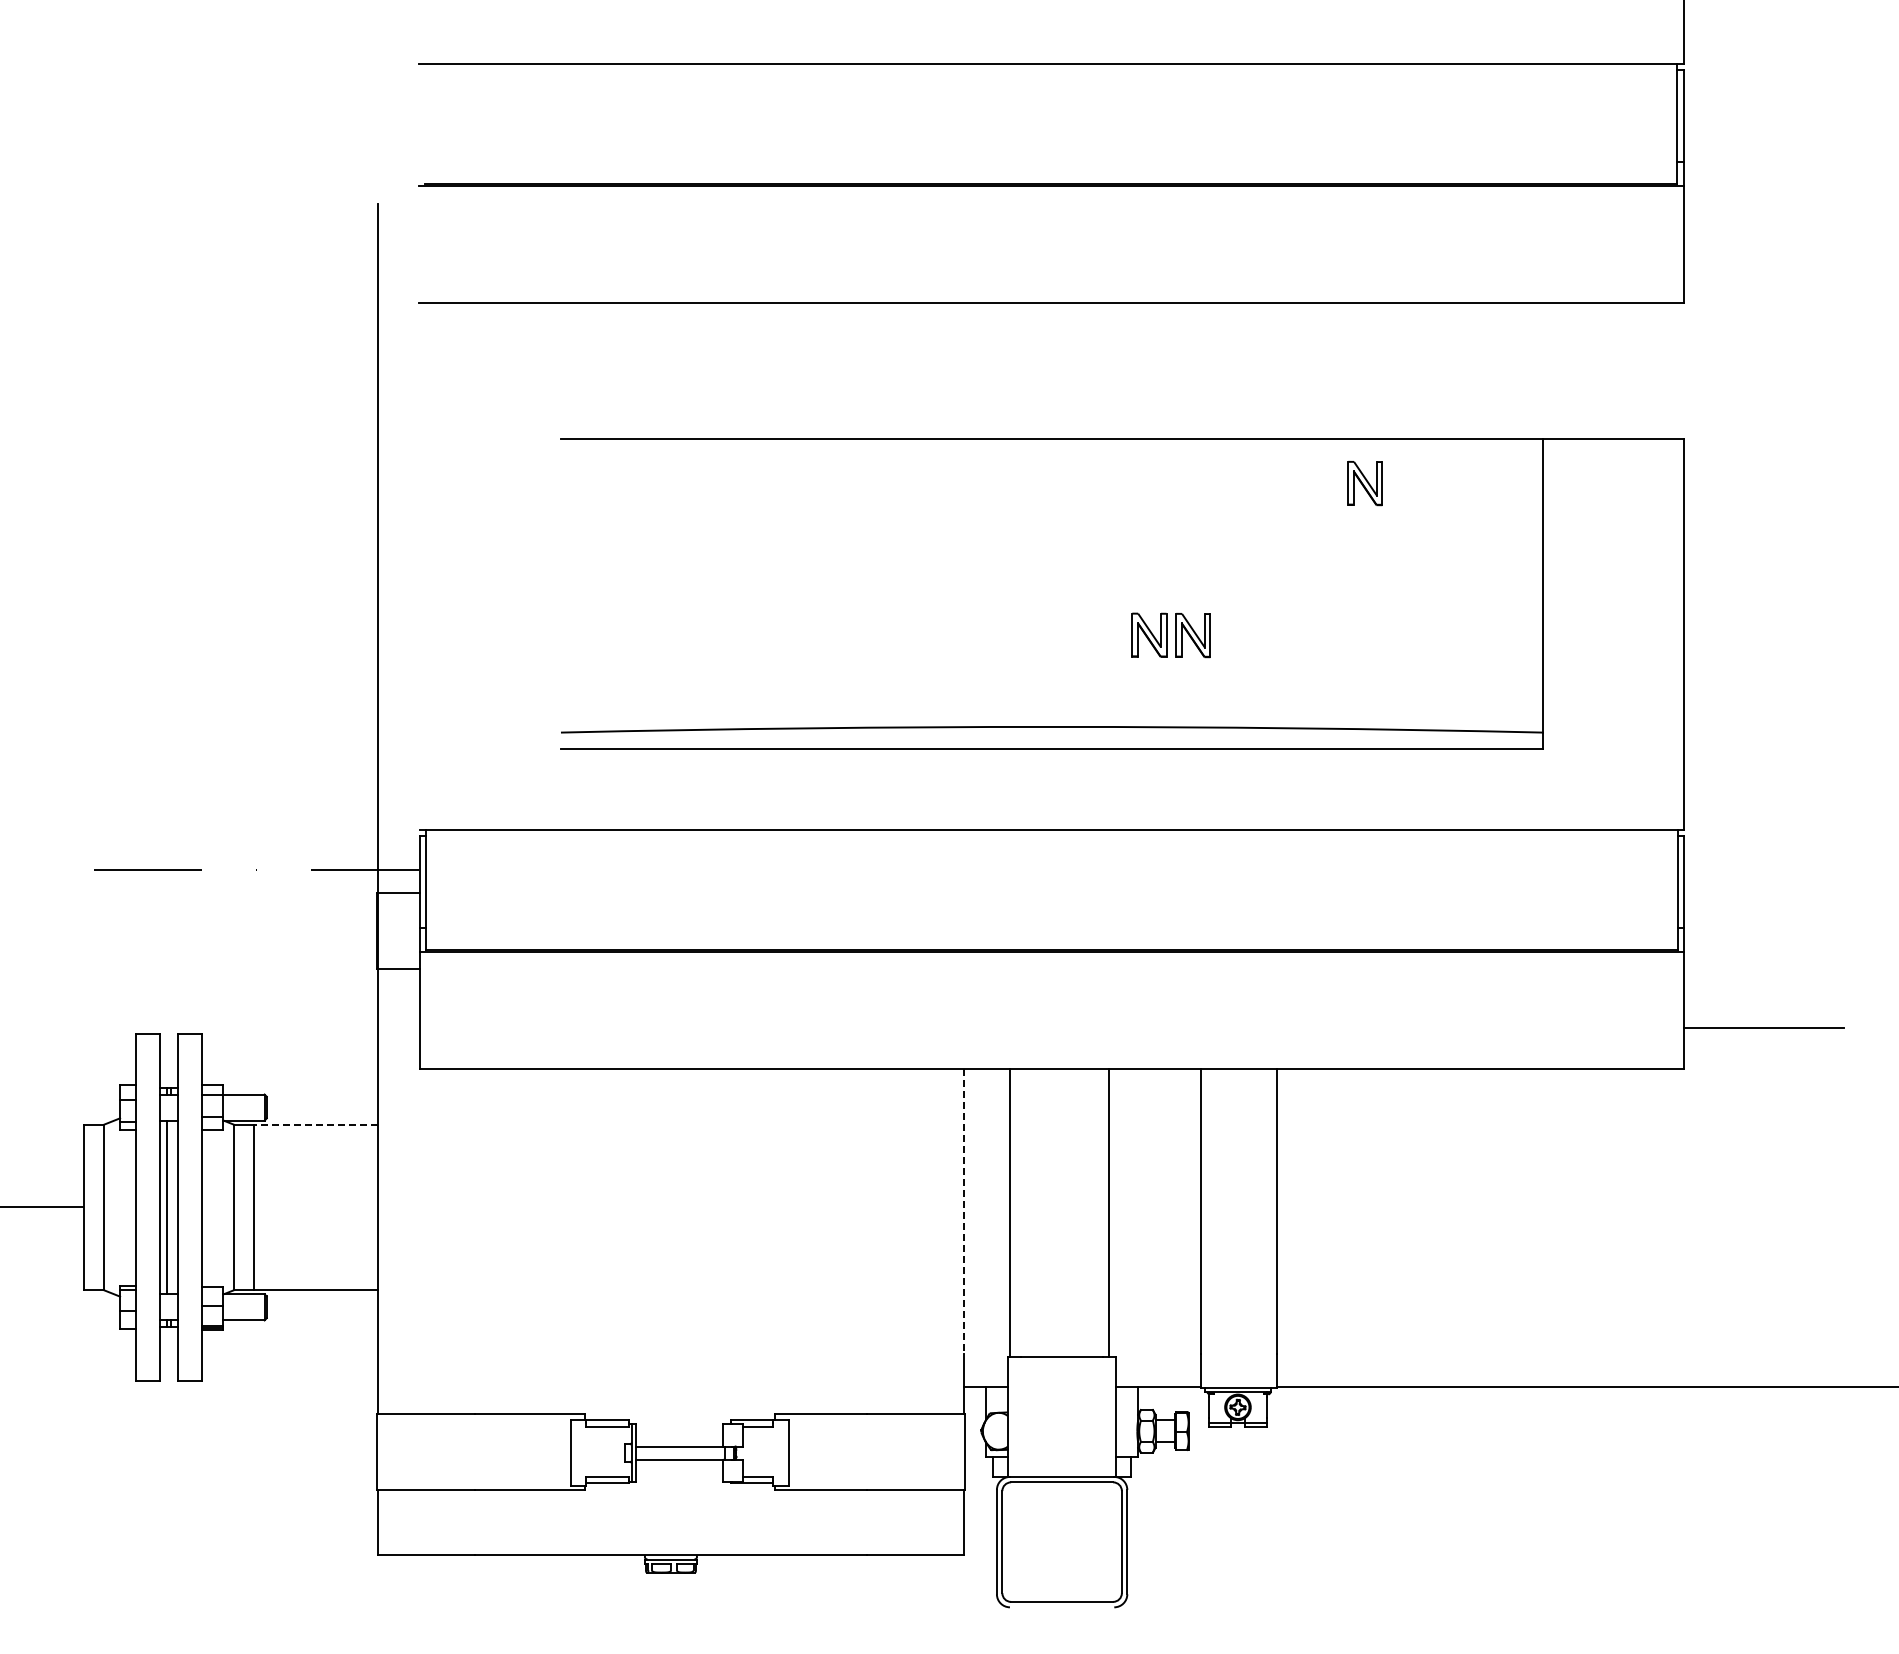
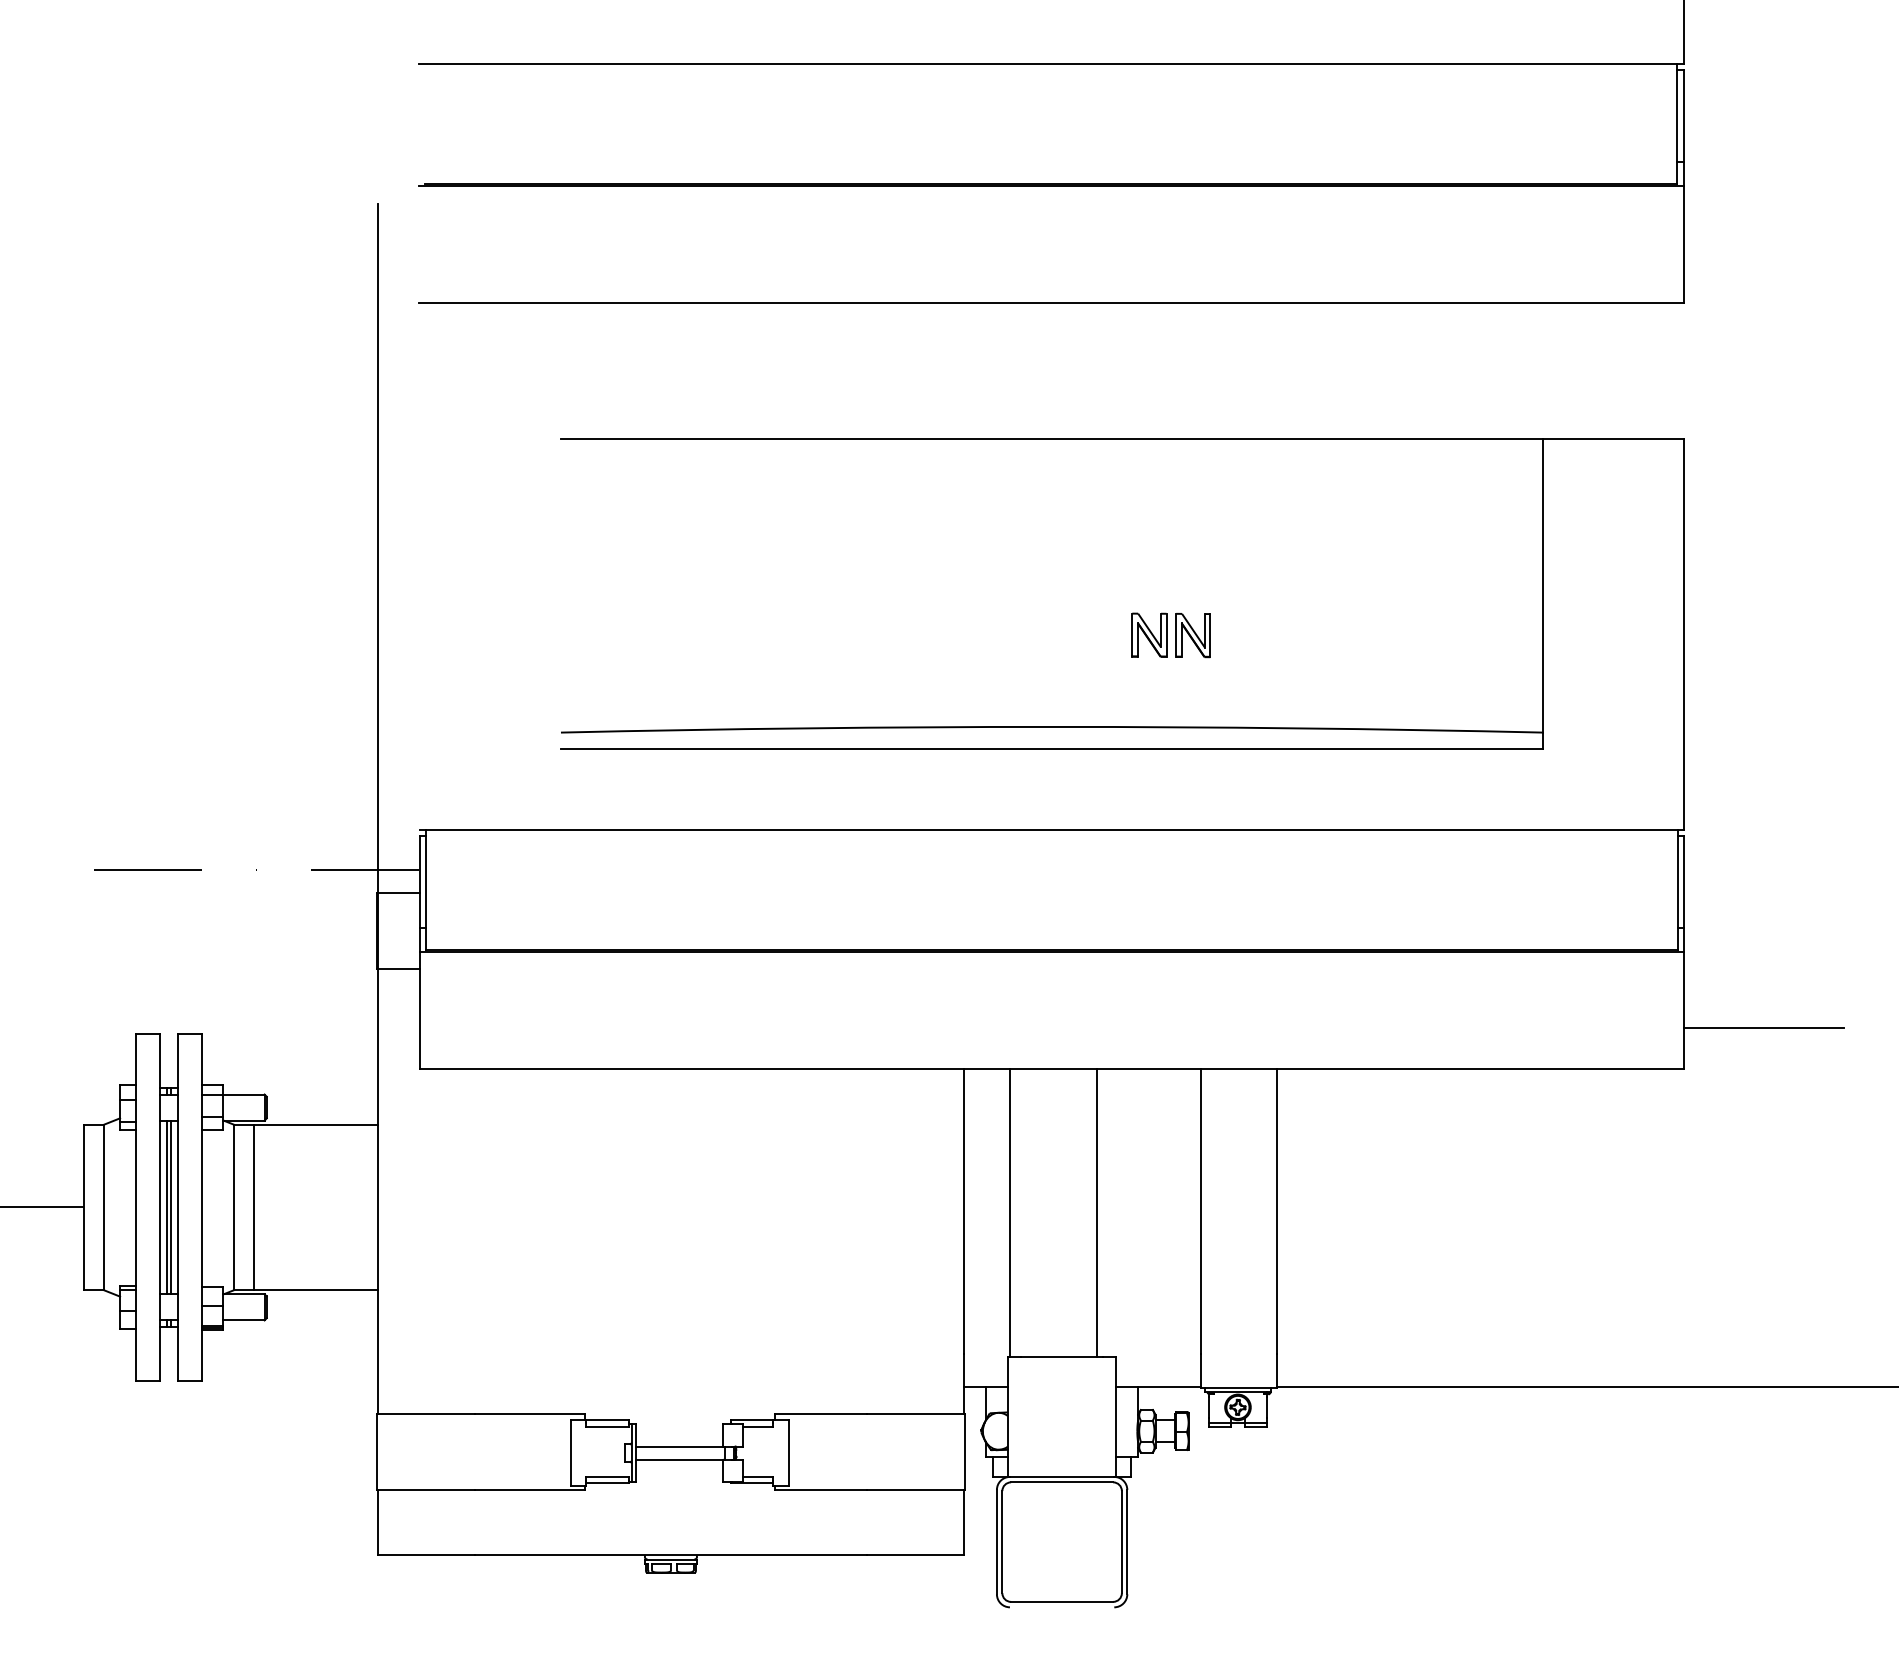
part: present -> none (1364, 483)
line: dashed -> solid (315, 1124)
line: none -> present (171, 1207)
line: dashed -> solid (964, 1212)
line position: (1108, 1213) -> (1096, 1213) (1096, 1213)
